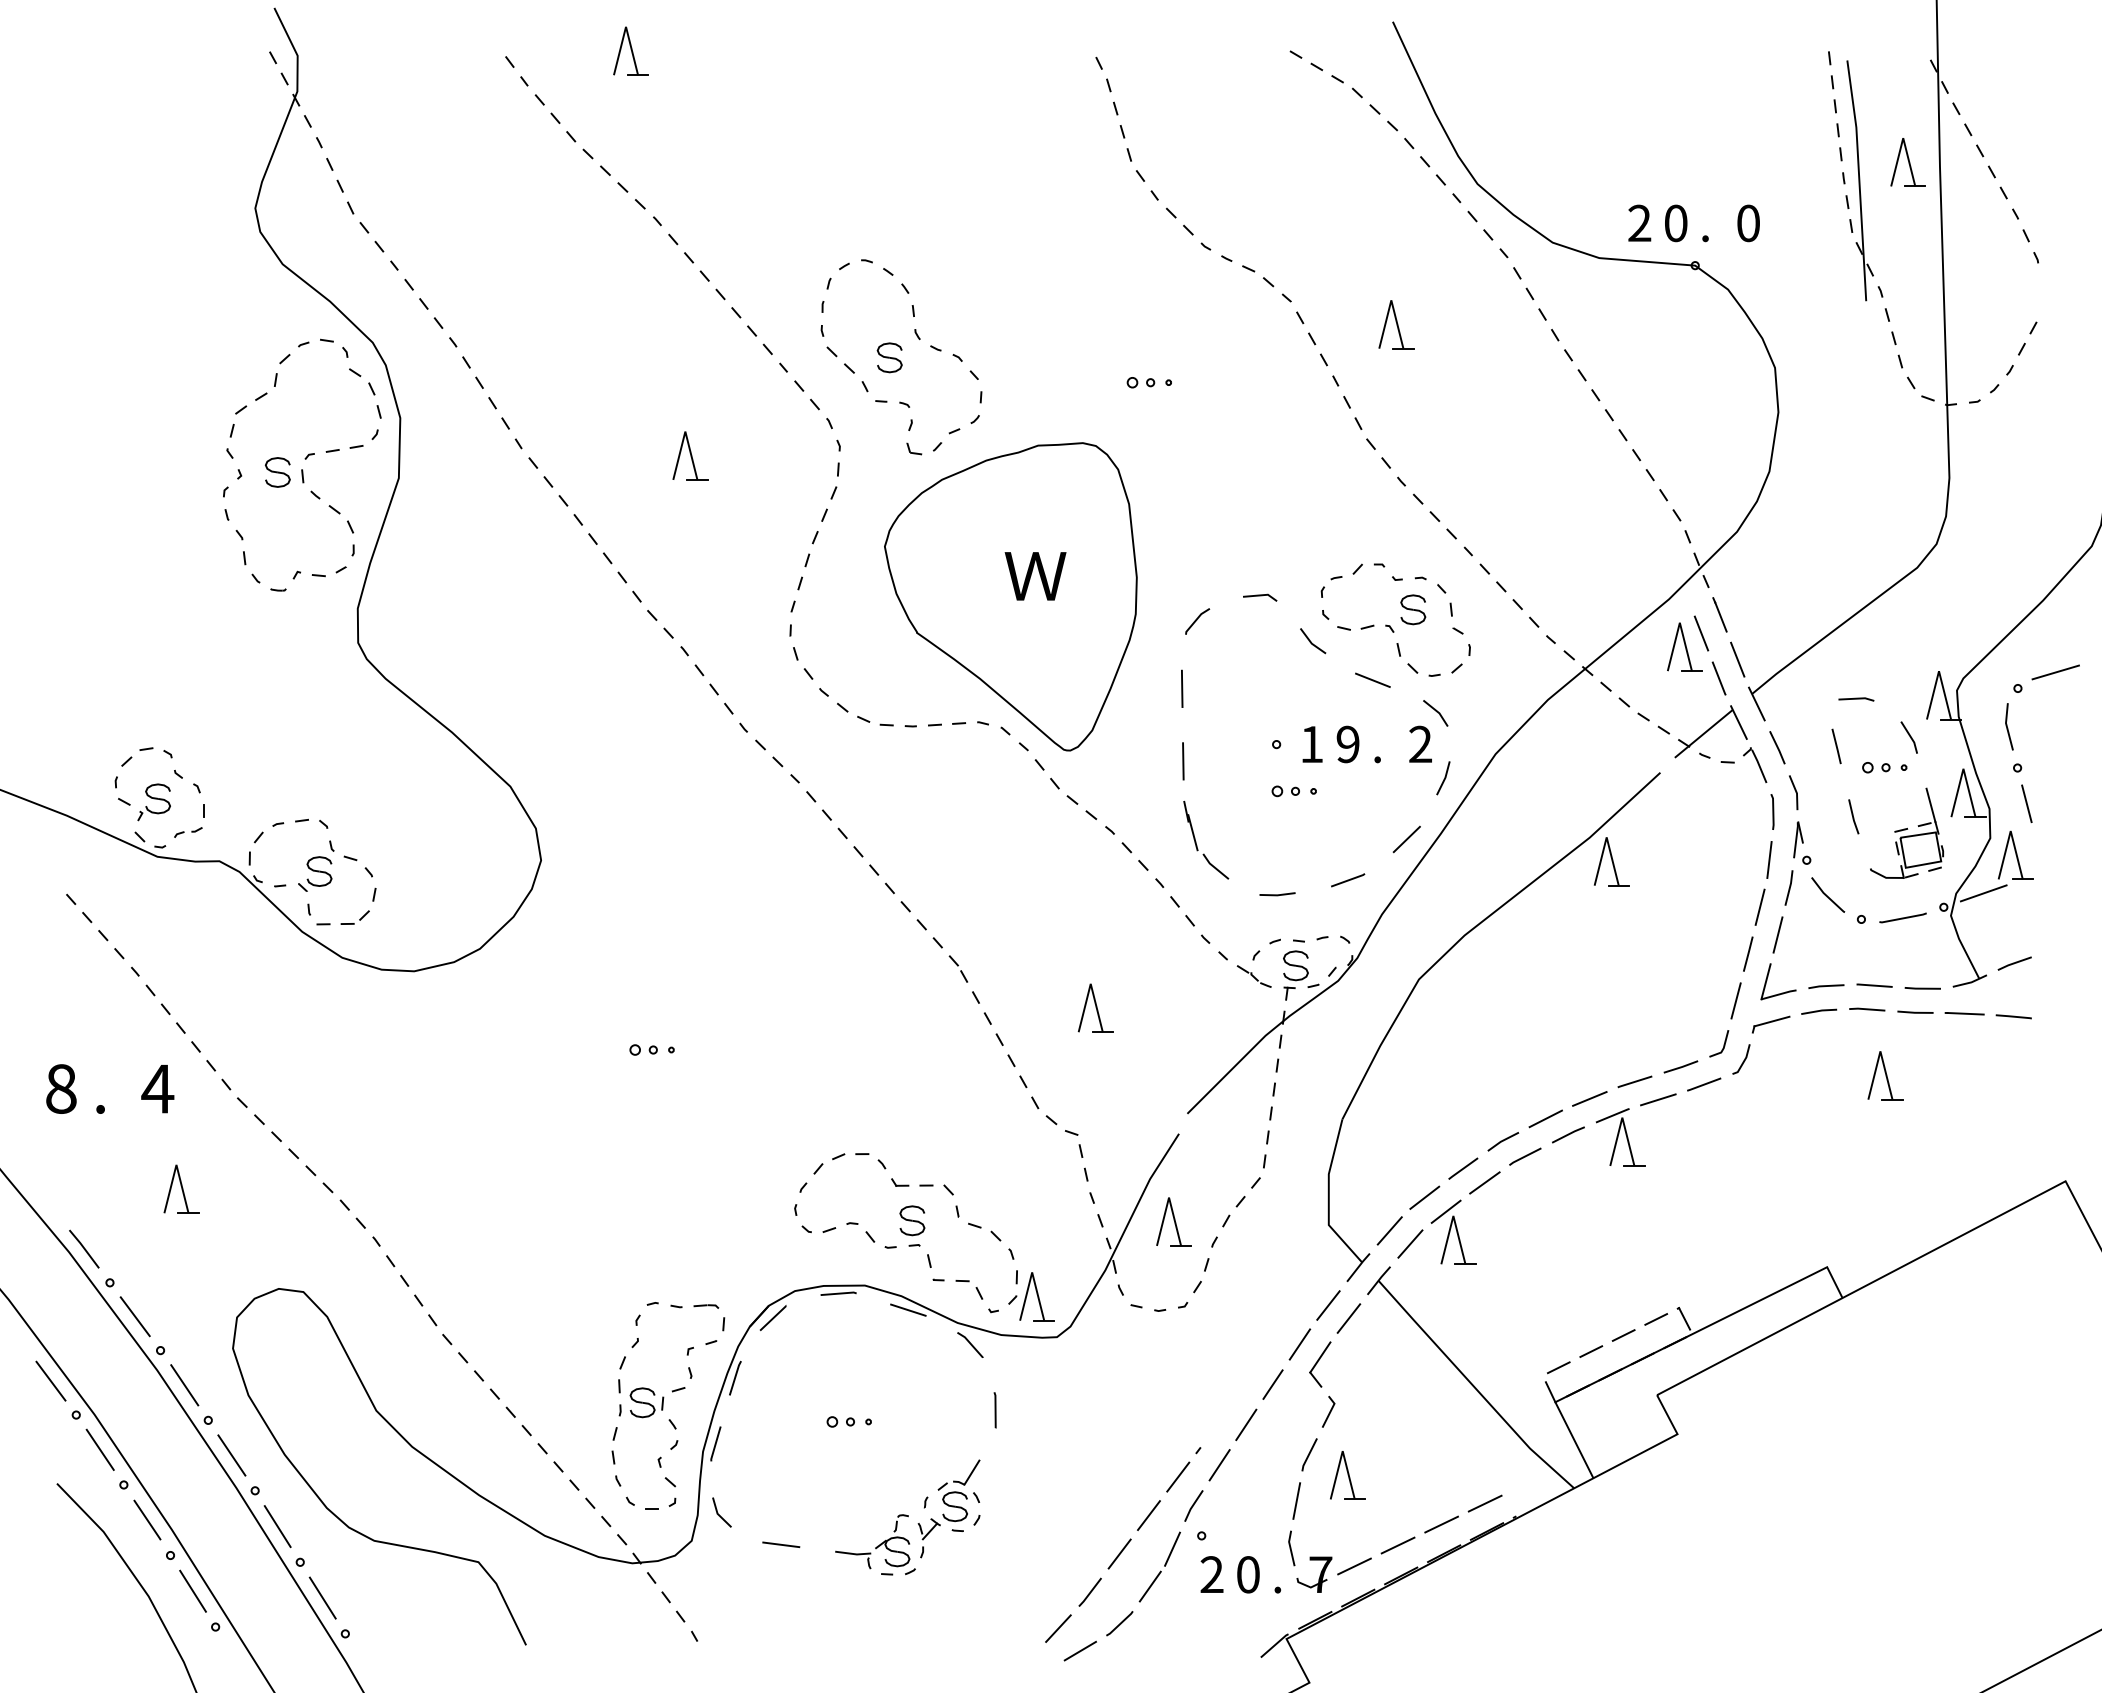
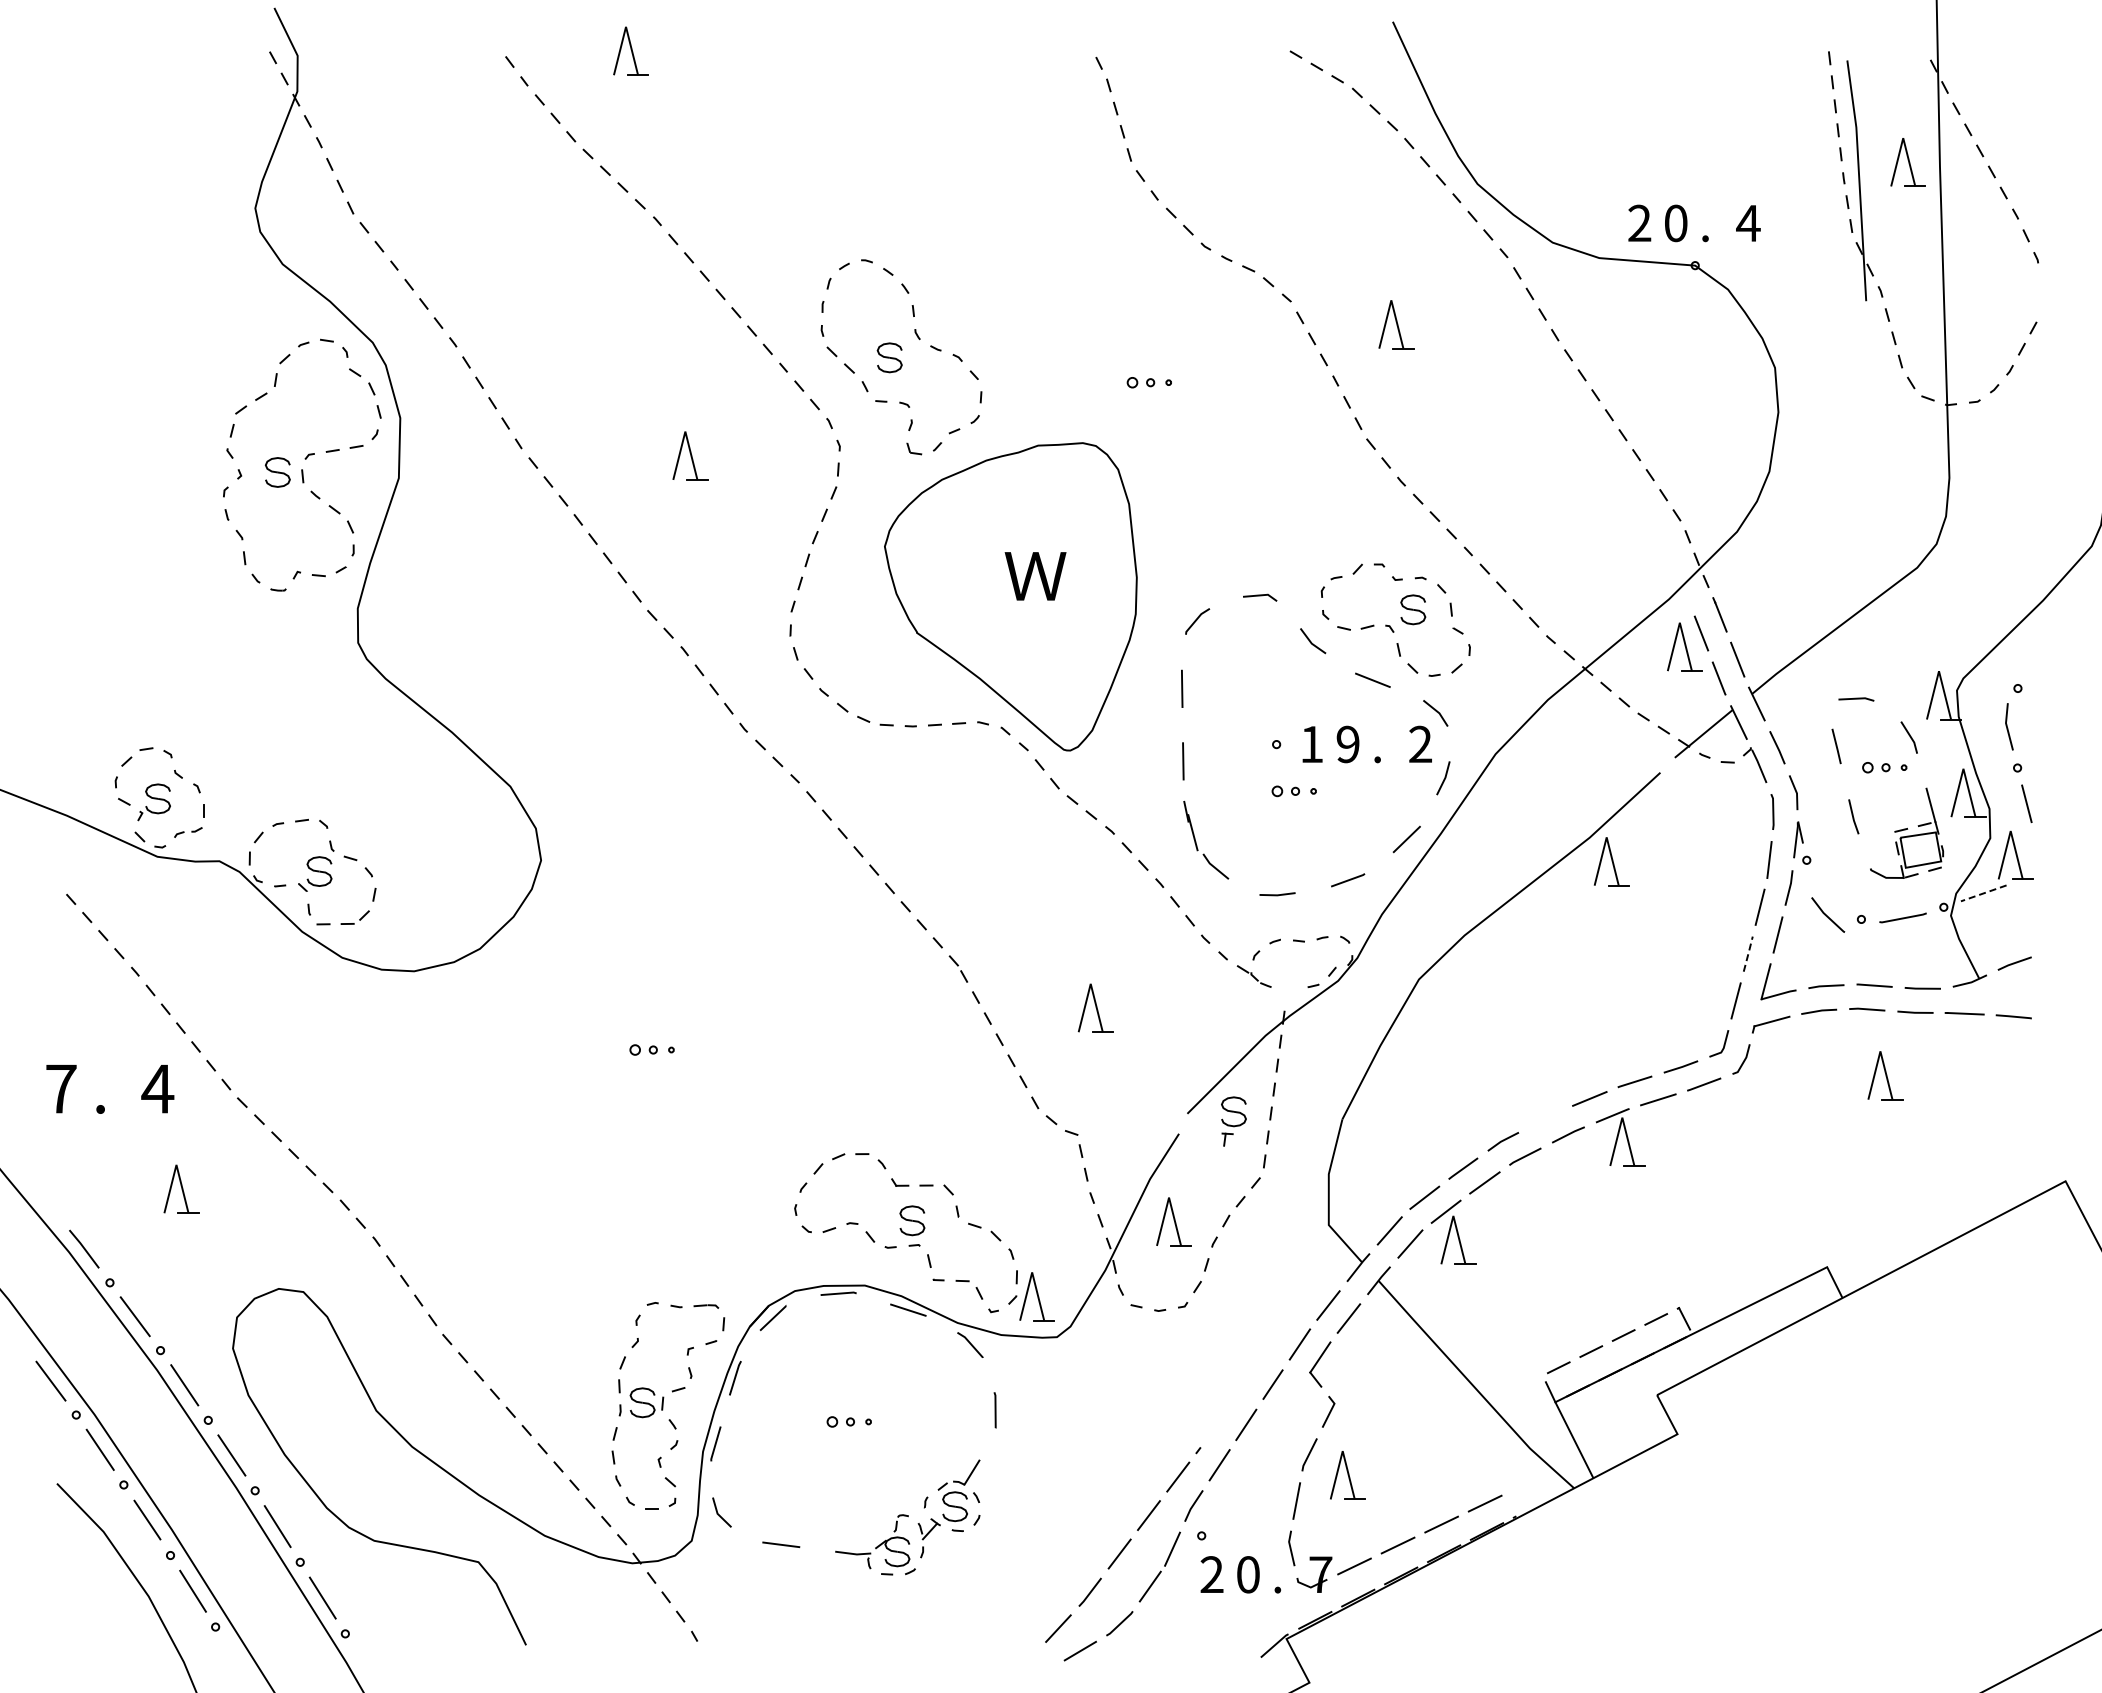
text: 0 -> 4 (1748, 223)
line: present -> none (2055, 672)
line: solid -> dashed (1983, 893)
line position: (1827, 895) -> (1827, 915) (1827, 915)
line: solid -> dashed (1748, 953)
part position: (1295, 975) -> (1233, 1121) (1233, 1121)
text: 8 -> 7 (61, 1088)
line: present -> none (1545, 1118)
